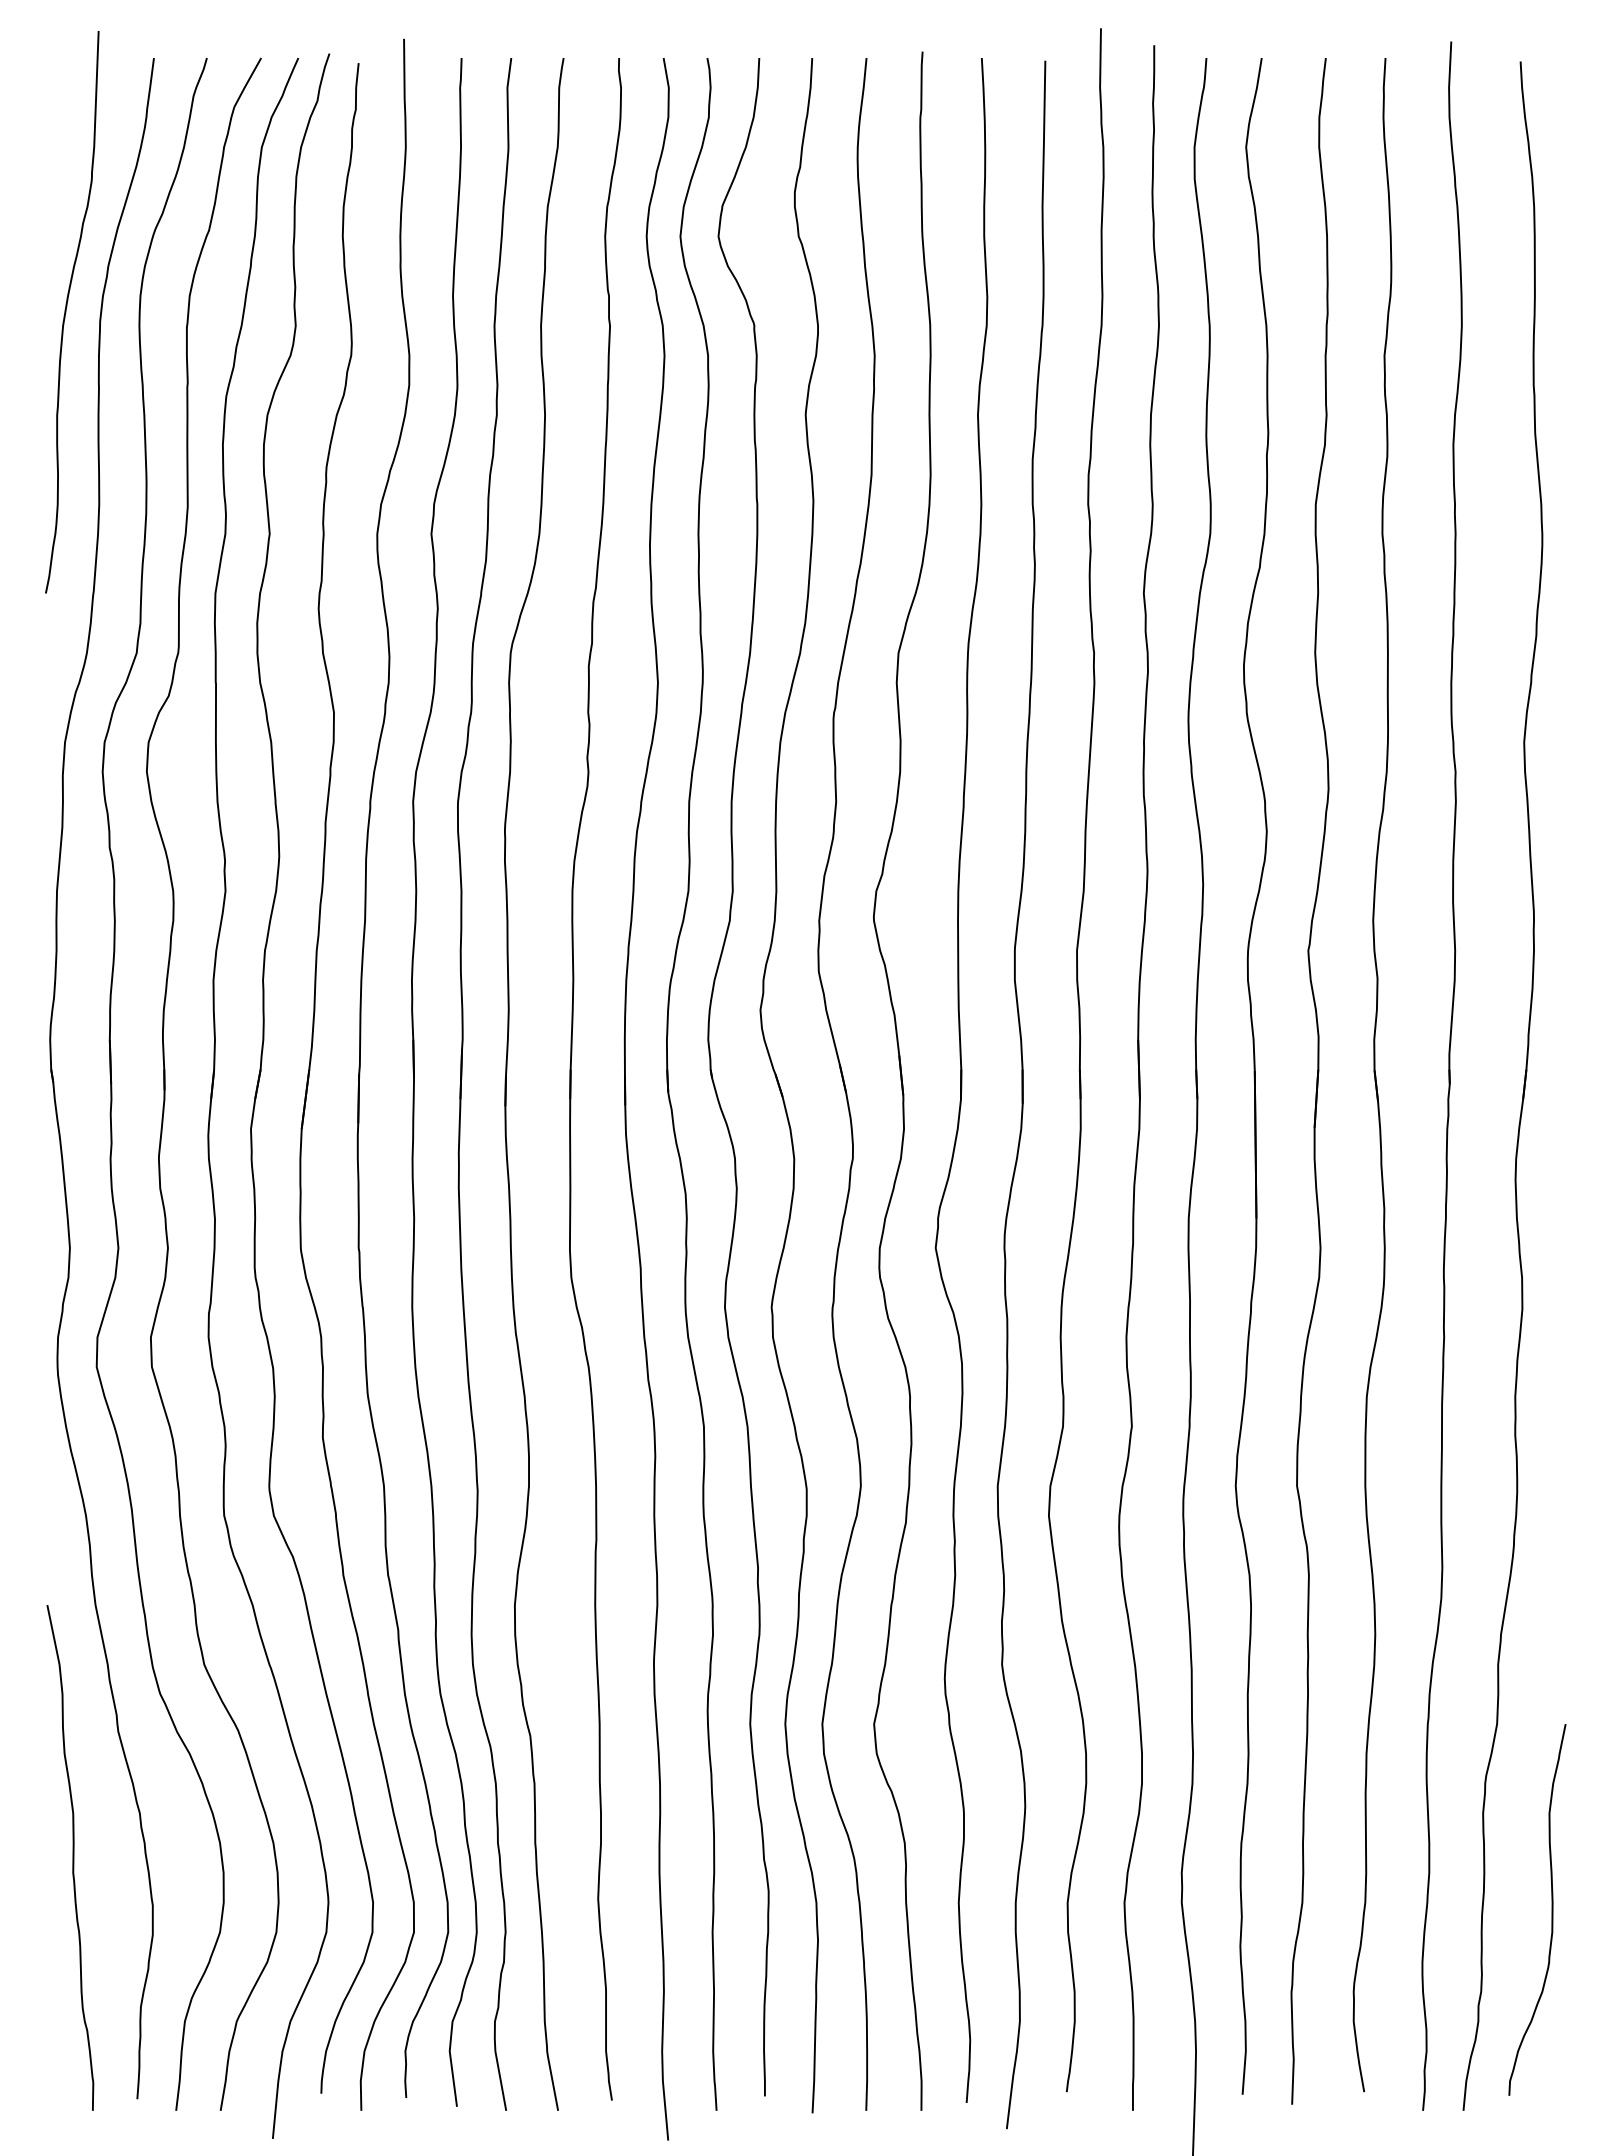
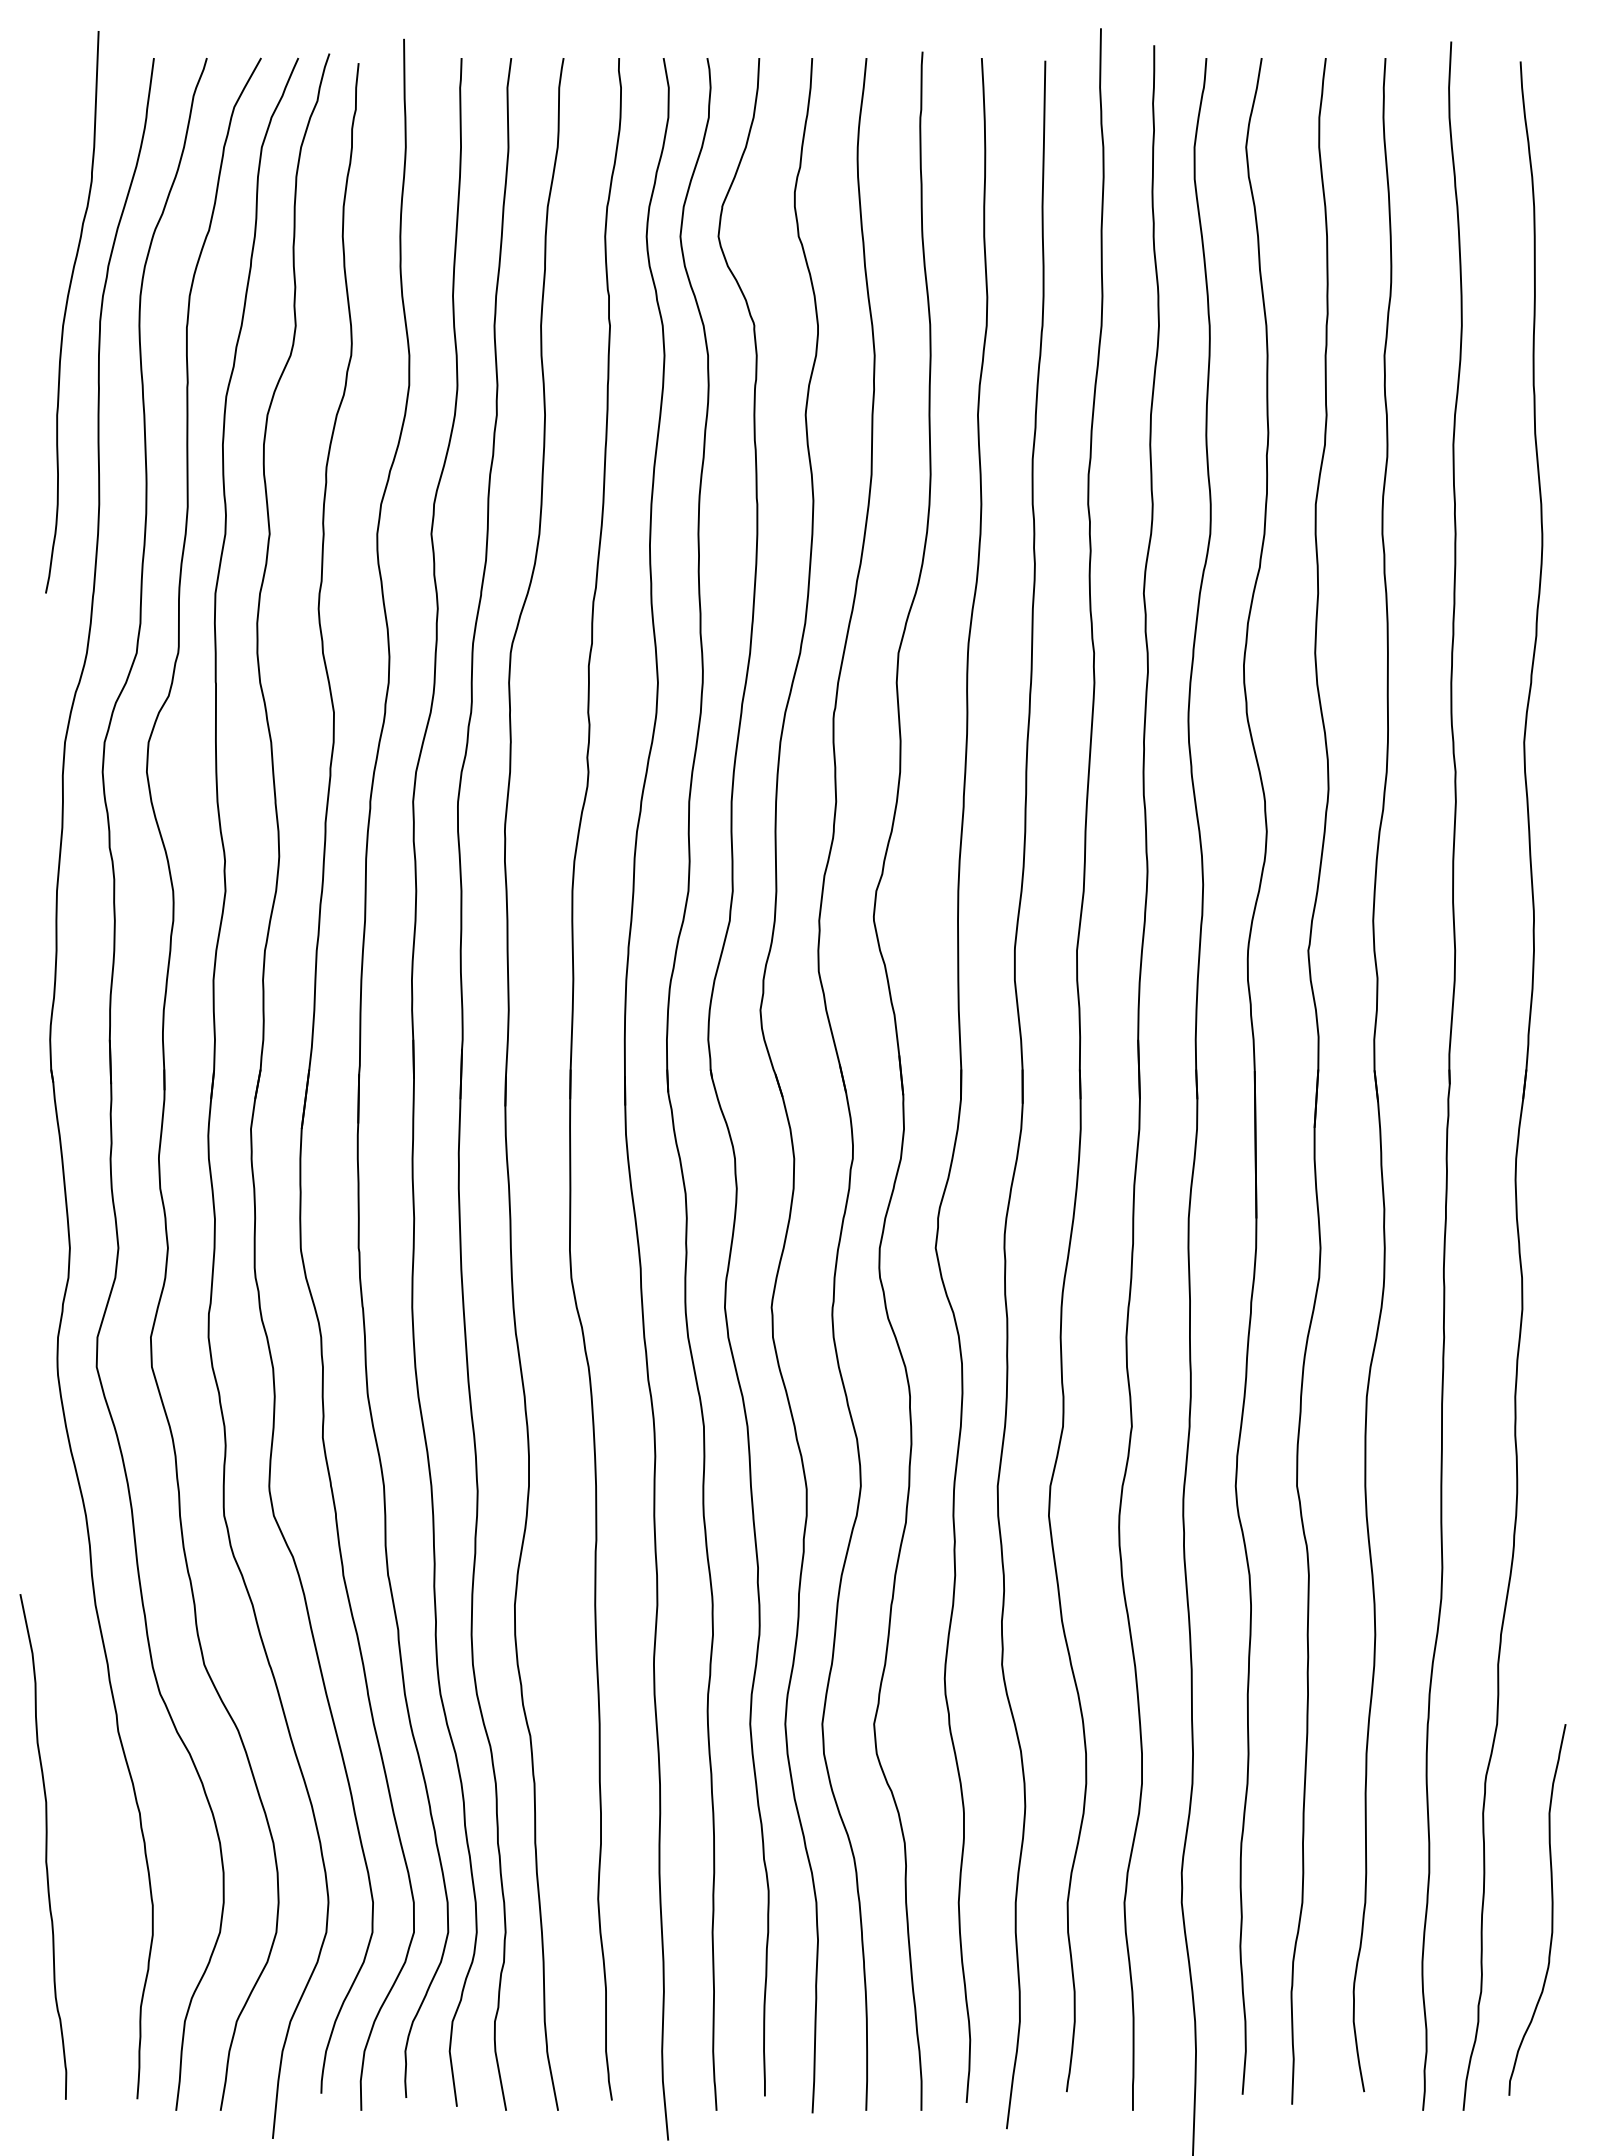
curve position: (72, 1857) -> (45, 1846) (45, 1846)
